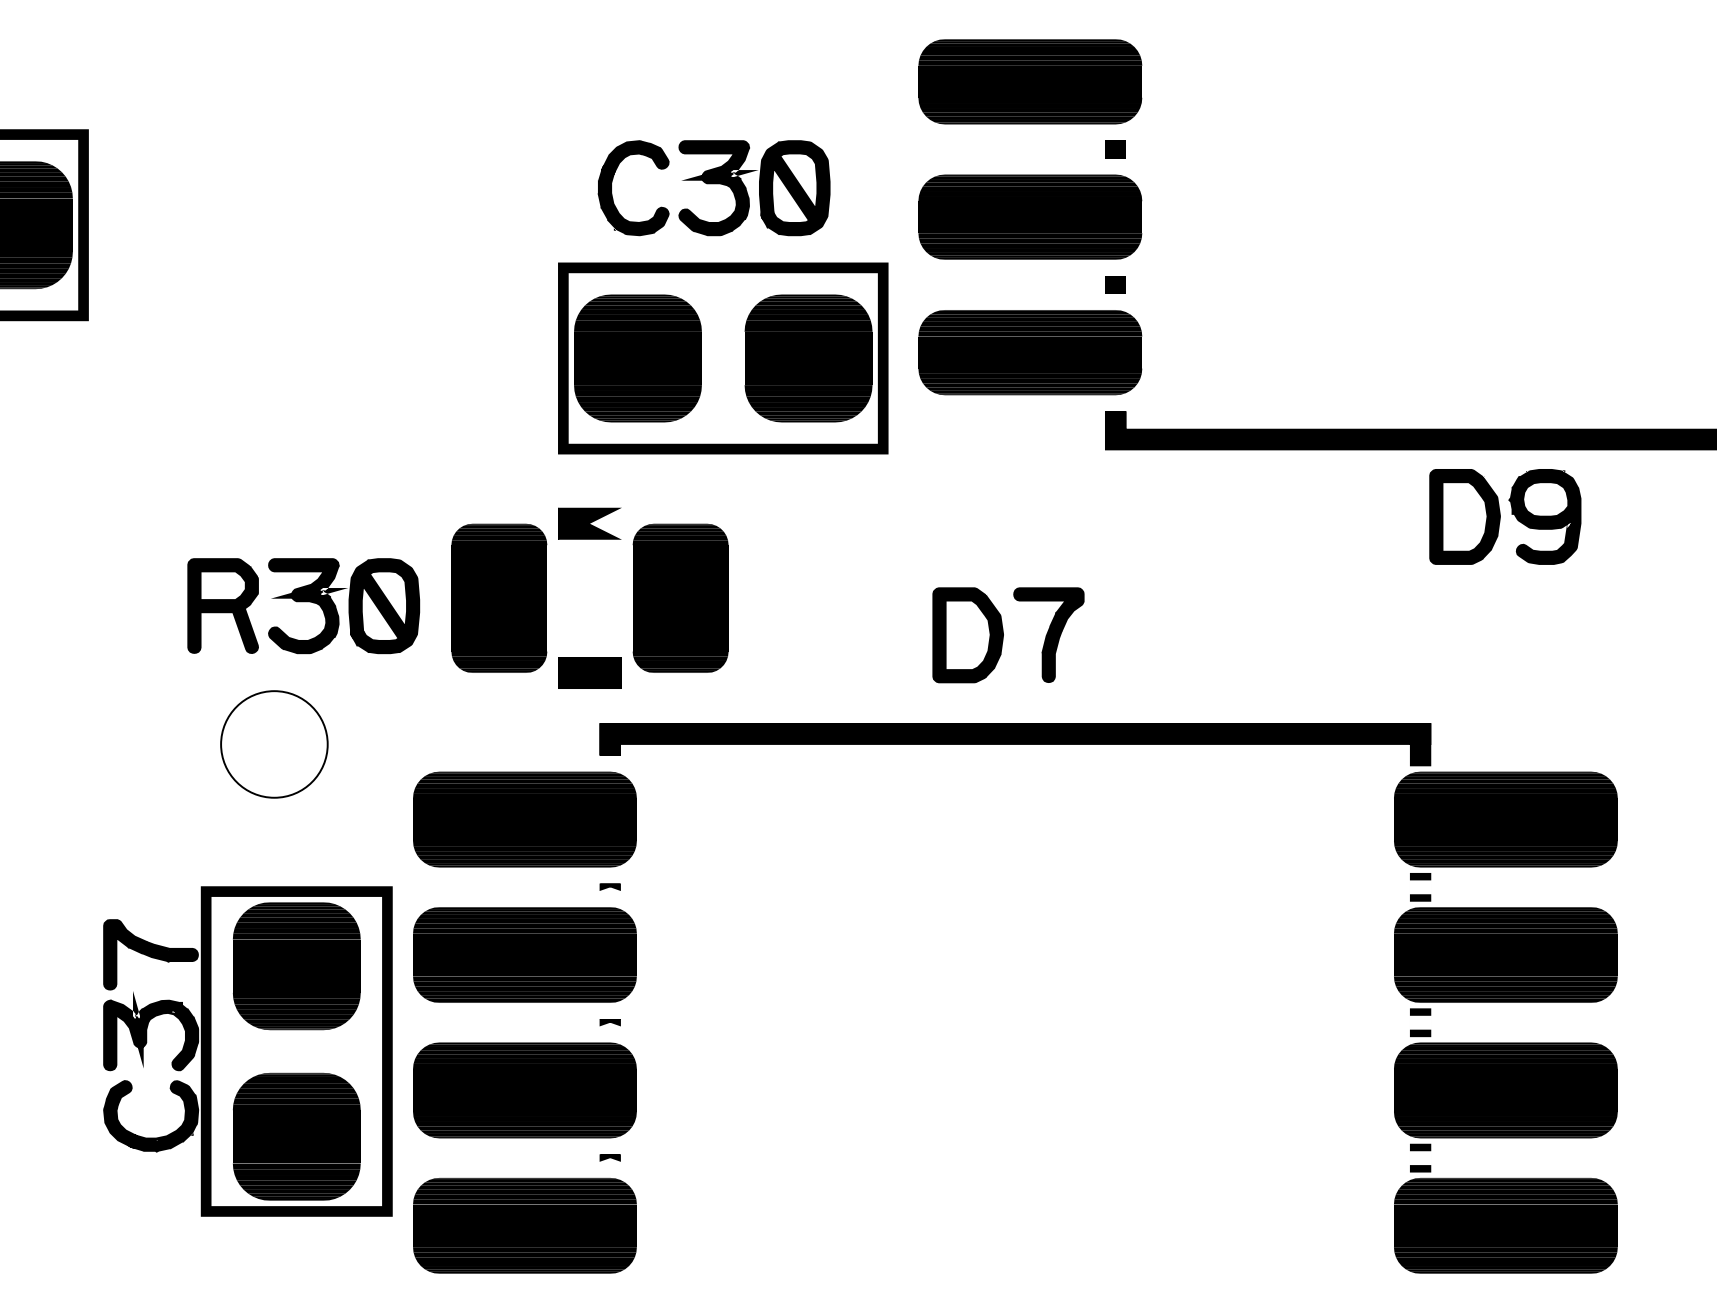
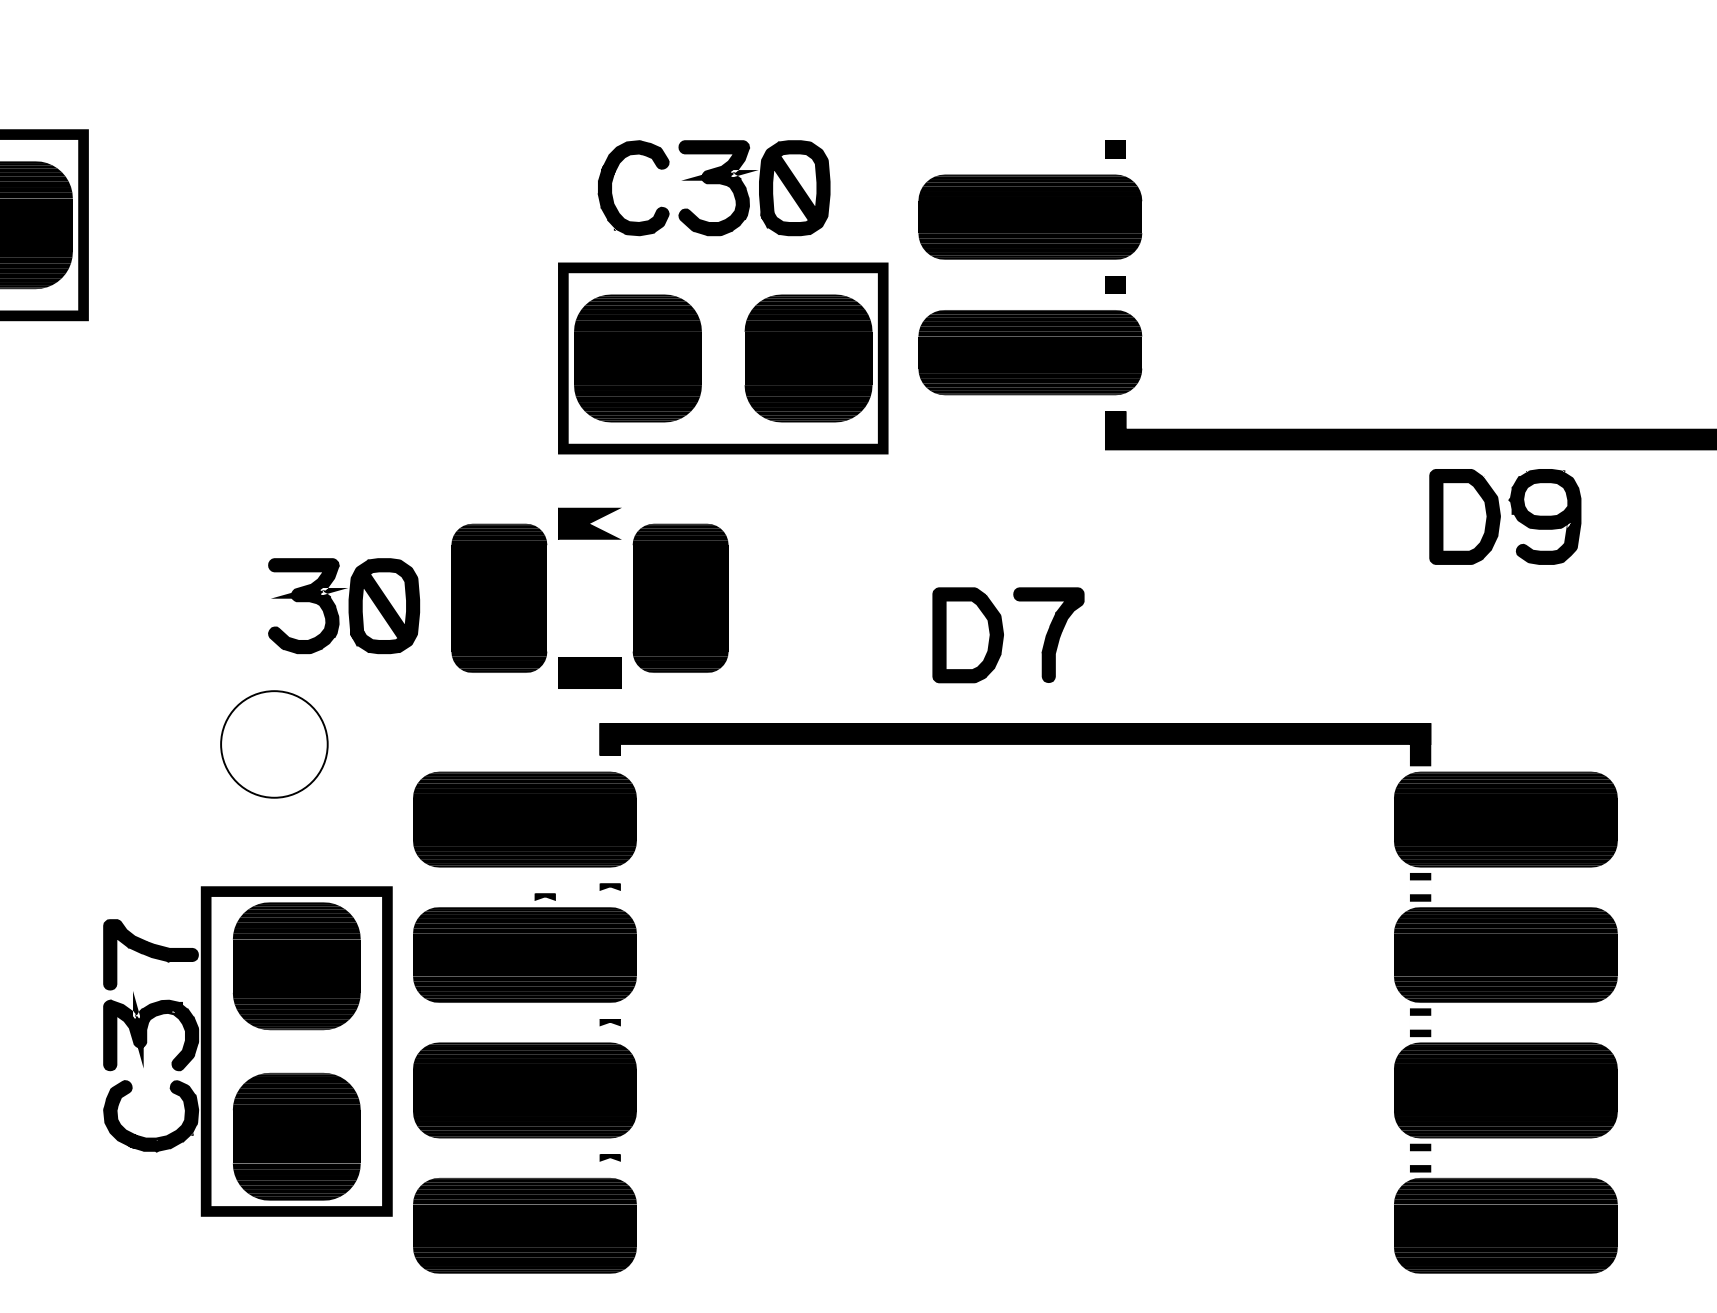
part: present -> none (1030, 81)
part: present -> none (222, 605)
part: none -> present (544, 896)
